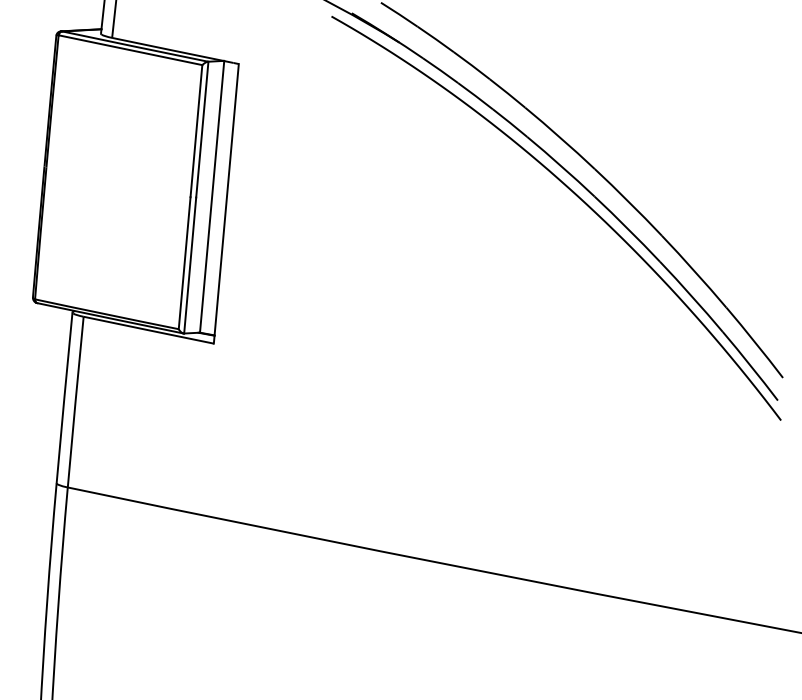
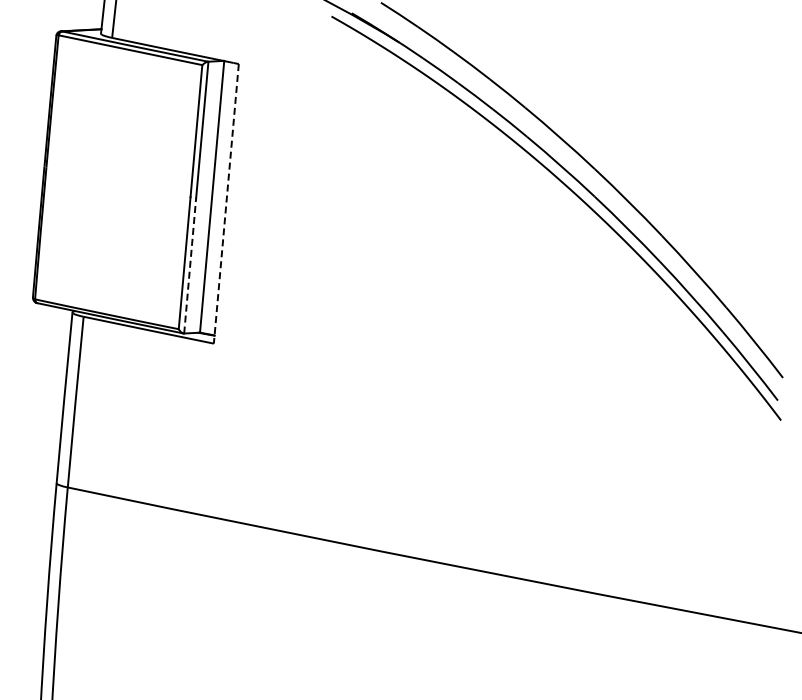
line: solid -> dashed (226, 204)
line: solid -> dashed (190, 265)
